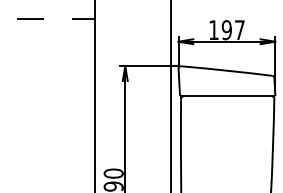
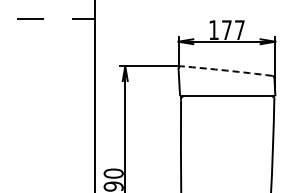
text: 197 -> 177 (226, 30)
arc: solid -> dashed (226, 70)
line: present -> none (171, 95)
